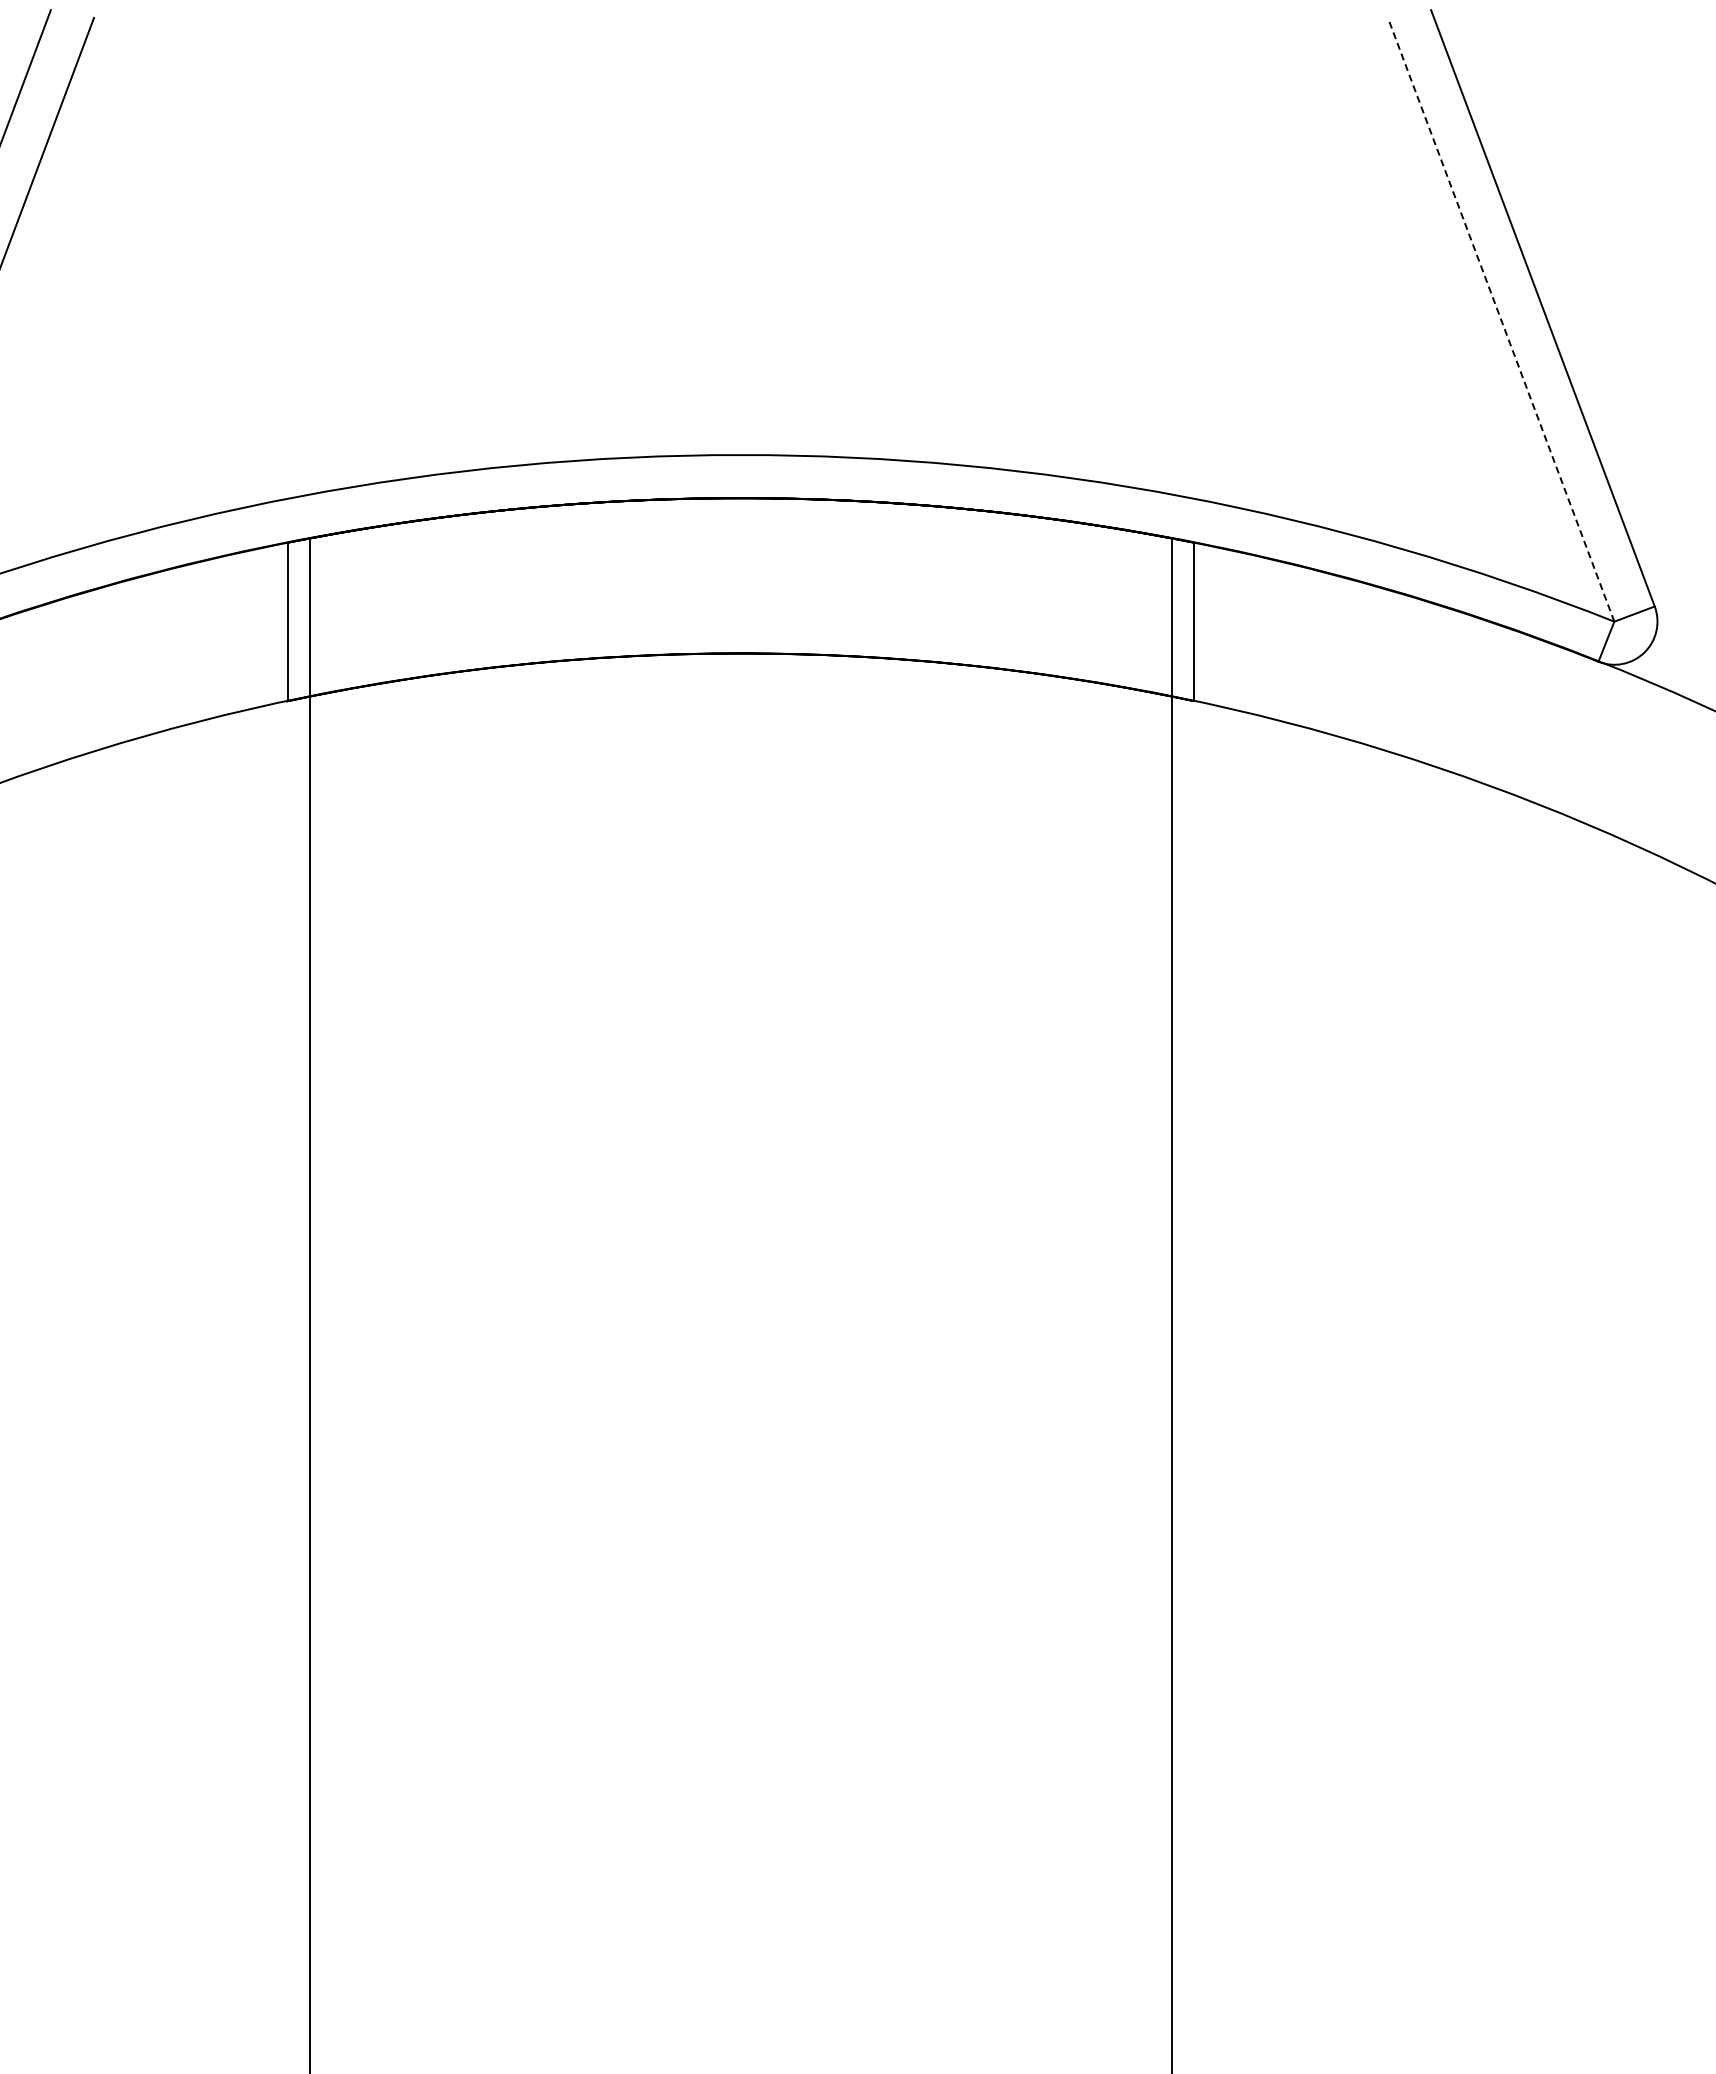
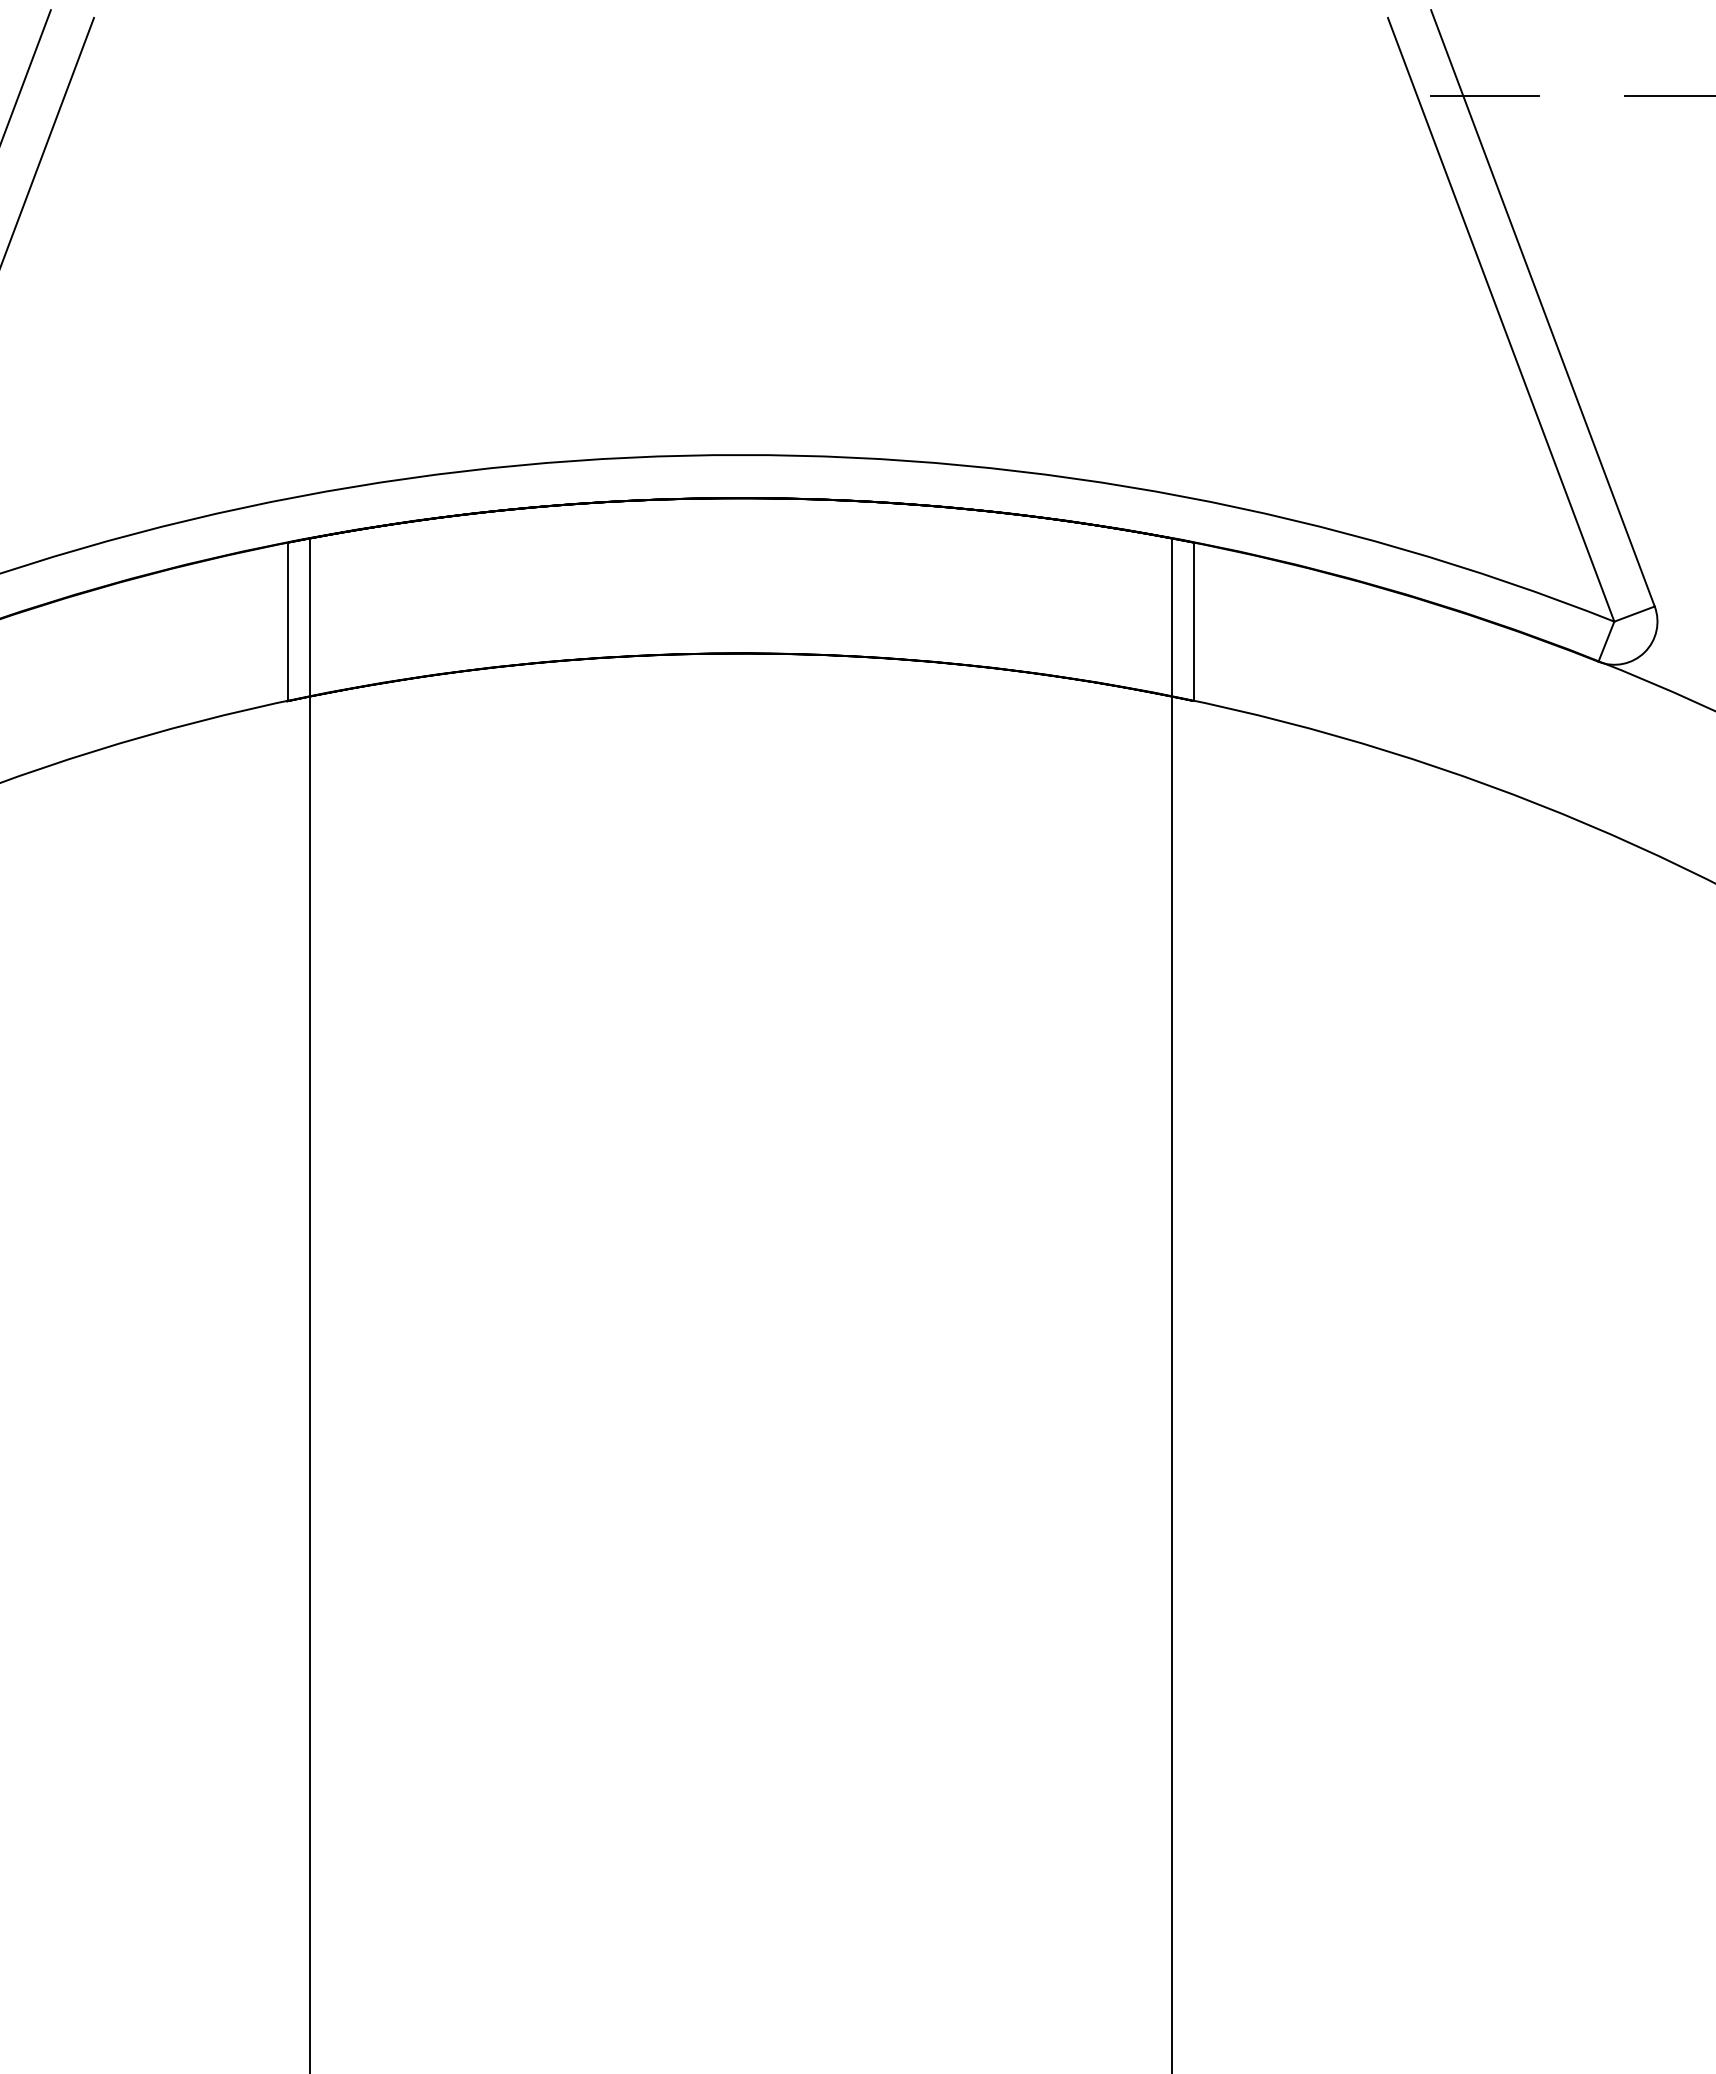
line: none -> present (1484, 96)
line: none -> present (1668, 96)
line: dashed -> solid (1501, 319)
